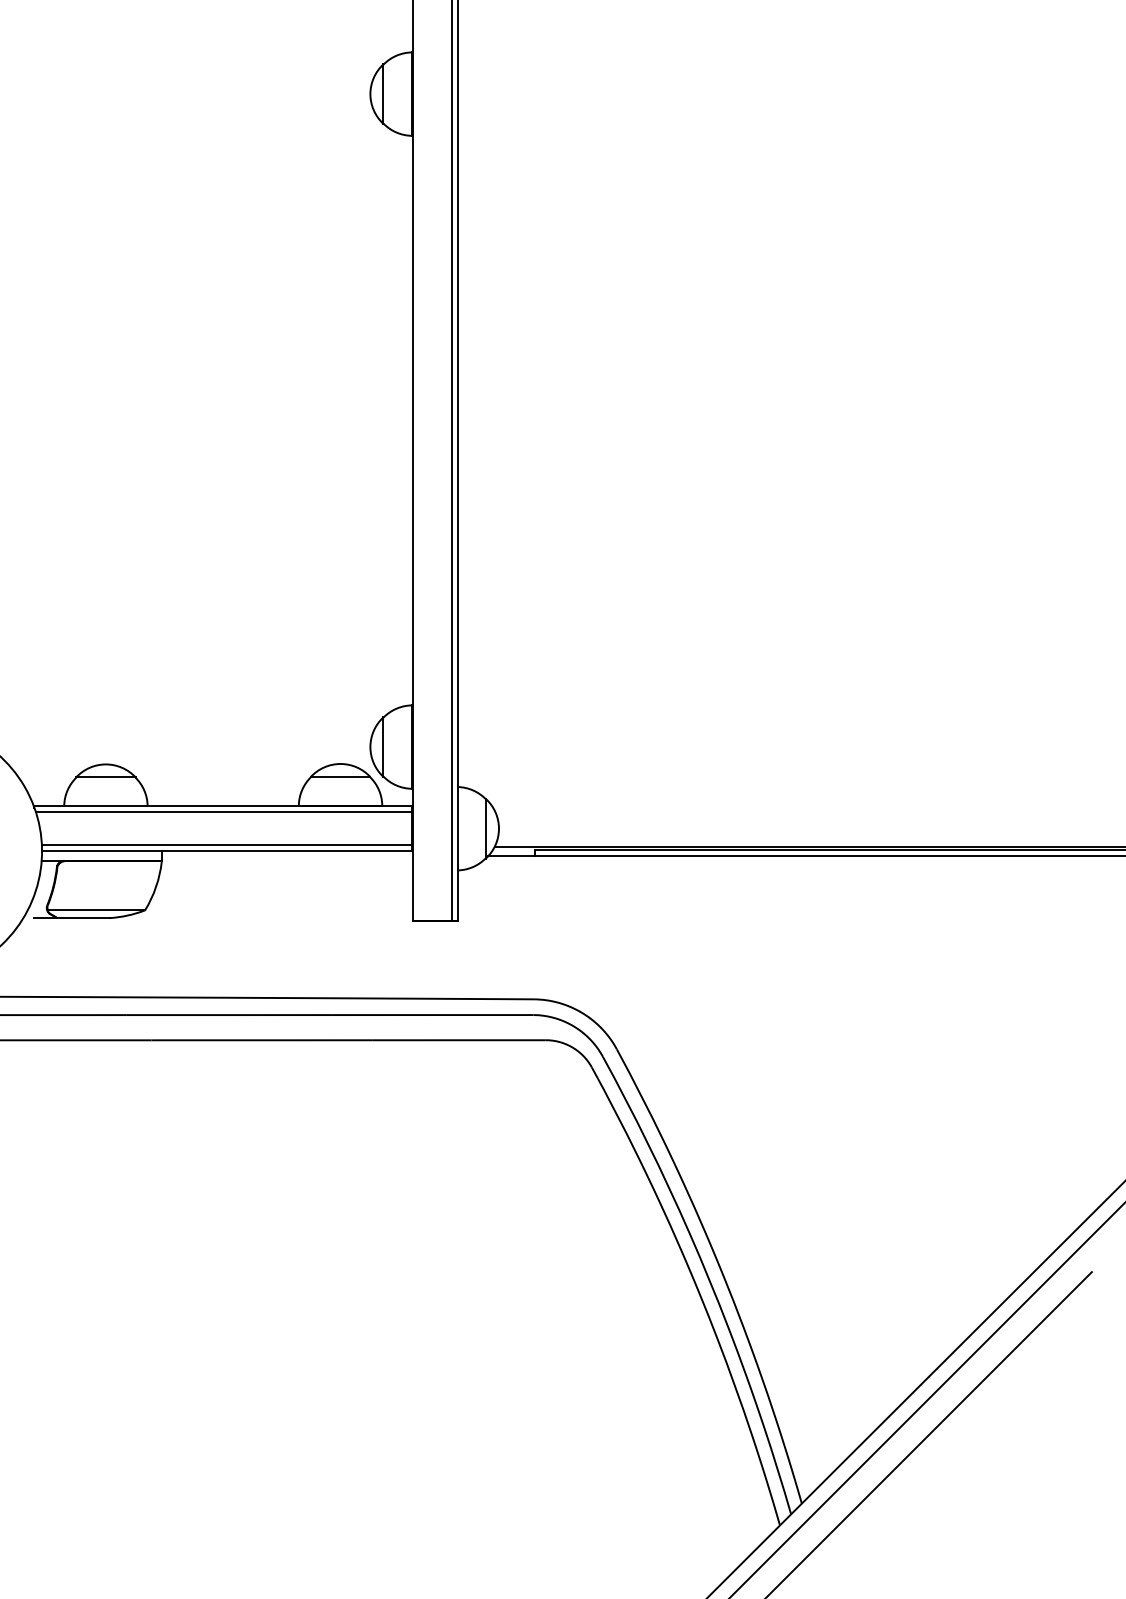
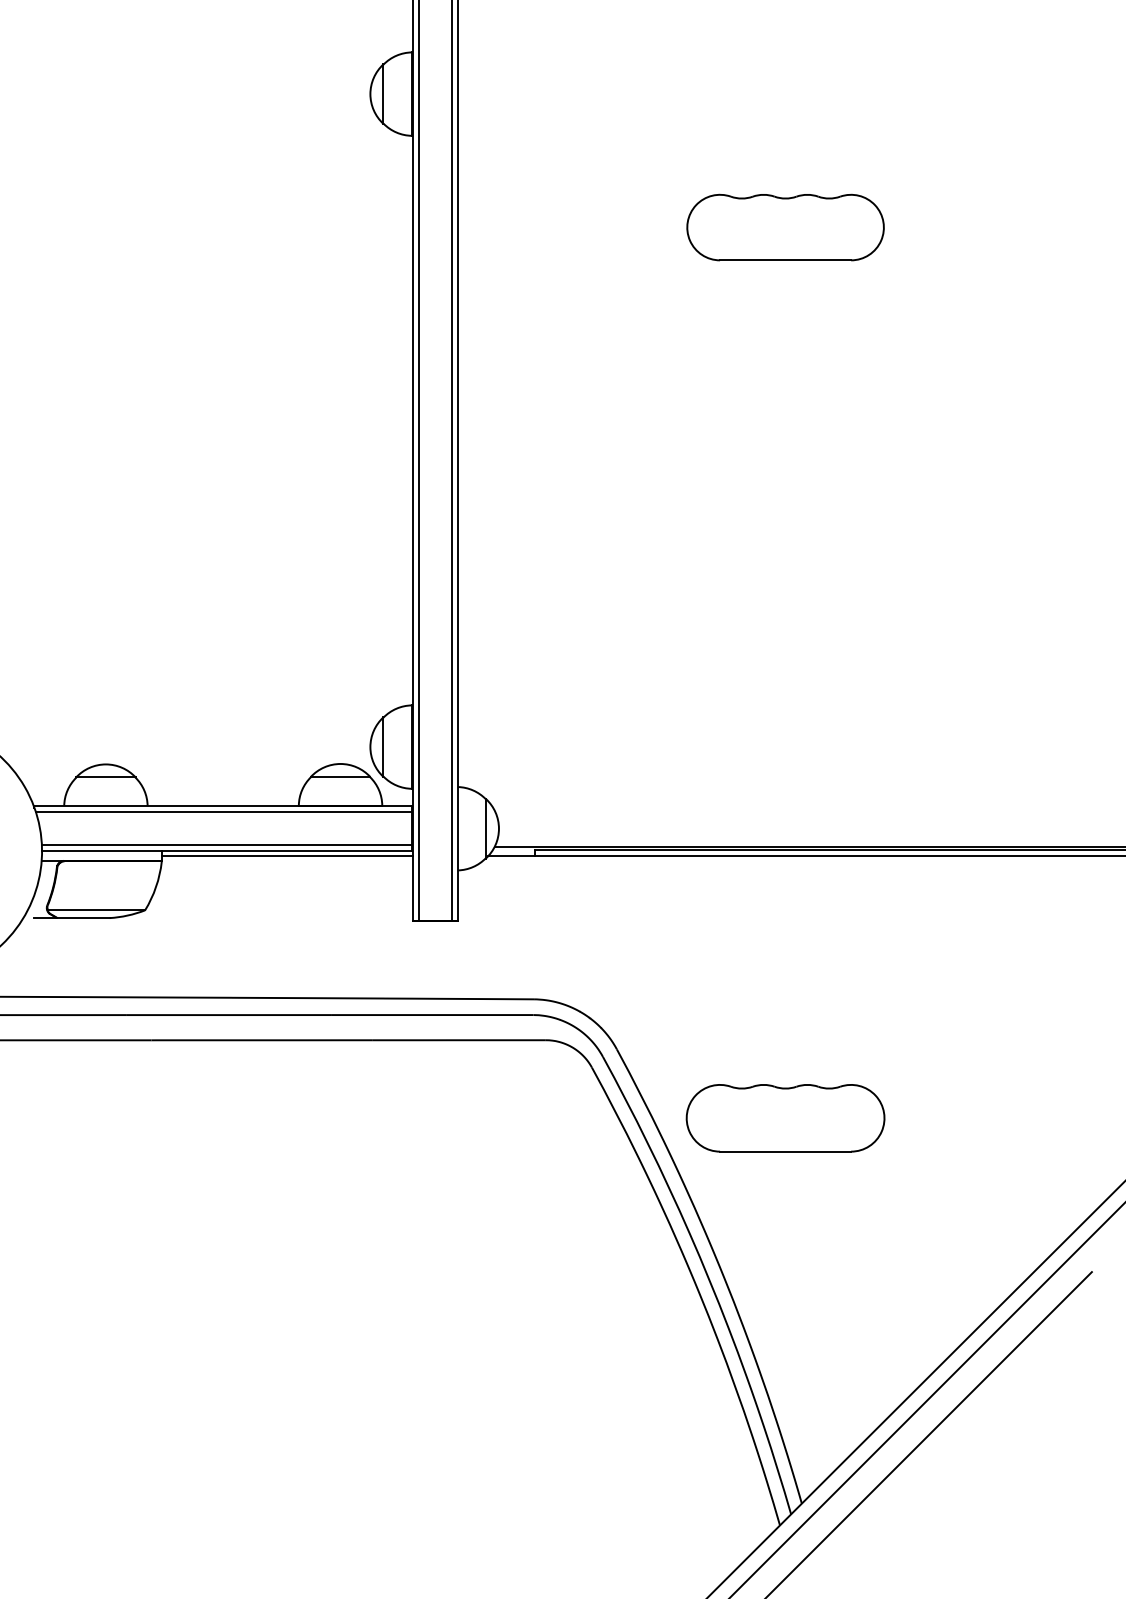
part: none -> present (785, 227)
line: none -> present (418, 461)
line: none -> present (286, 856)
part: none -> present (785, 1118)
